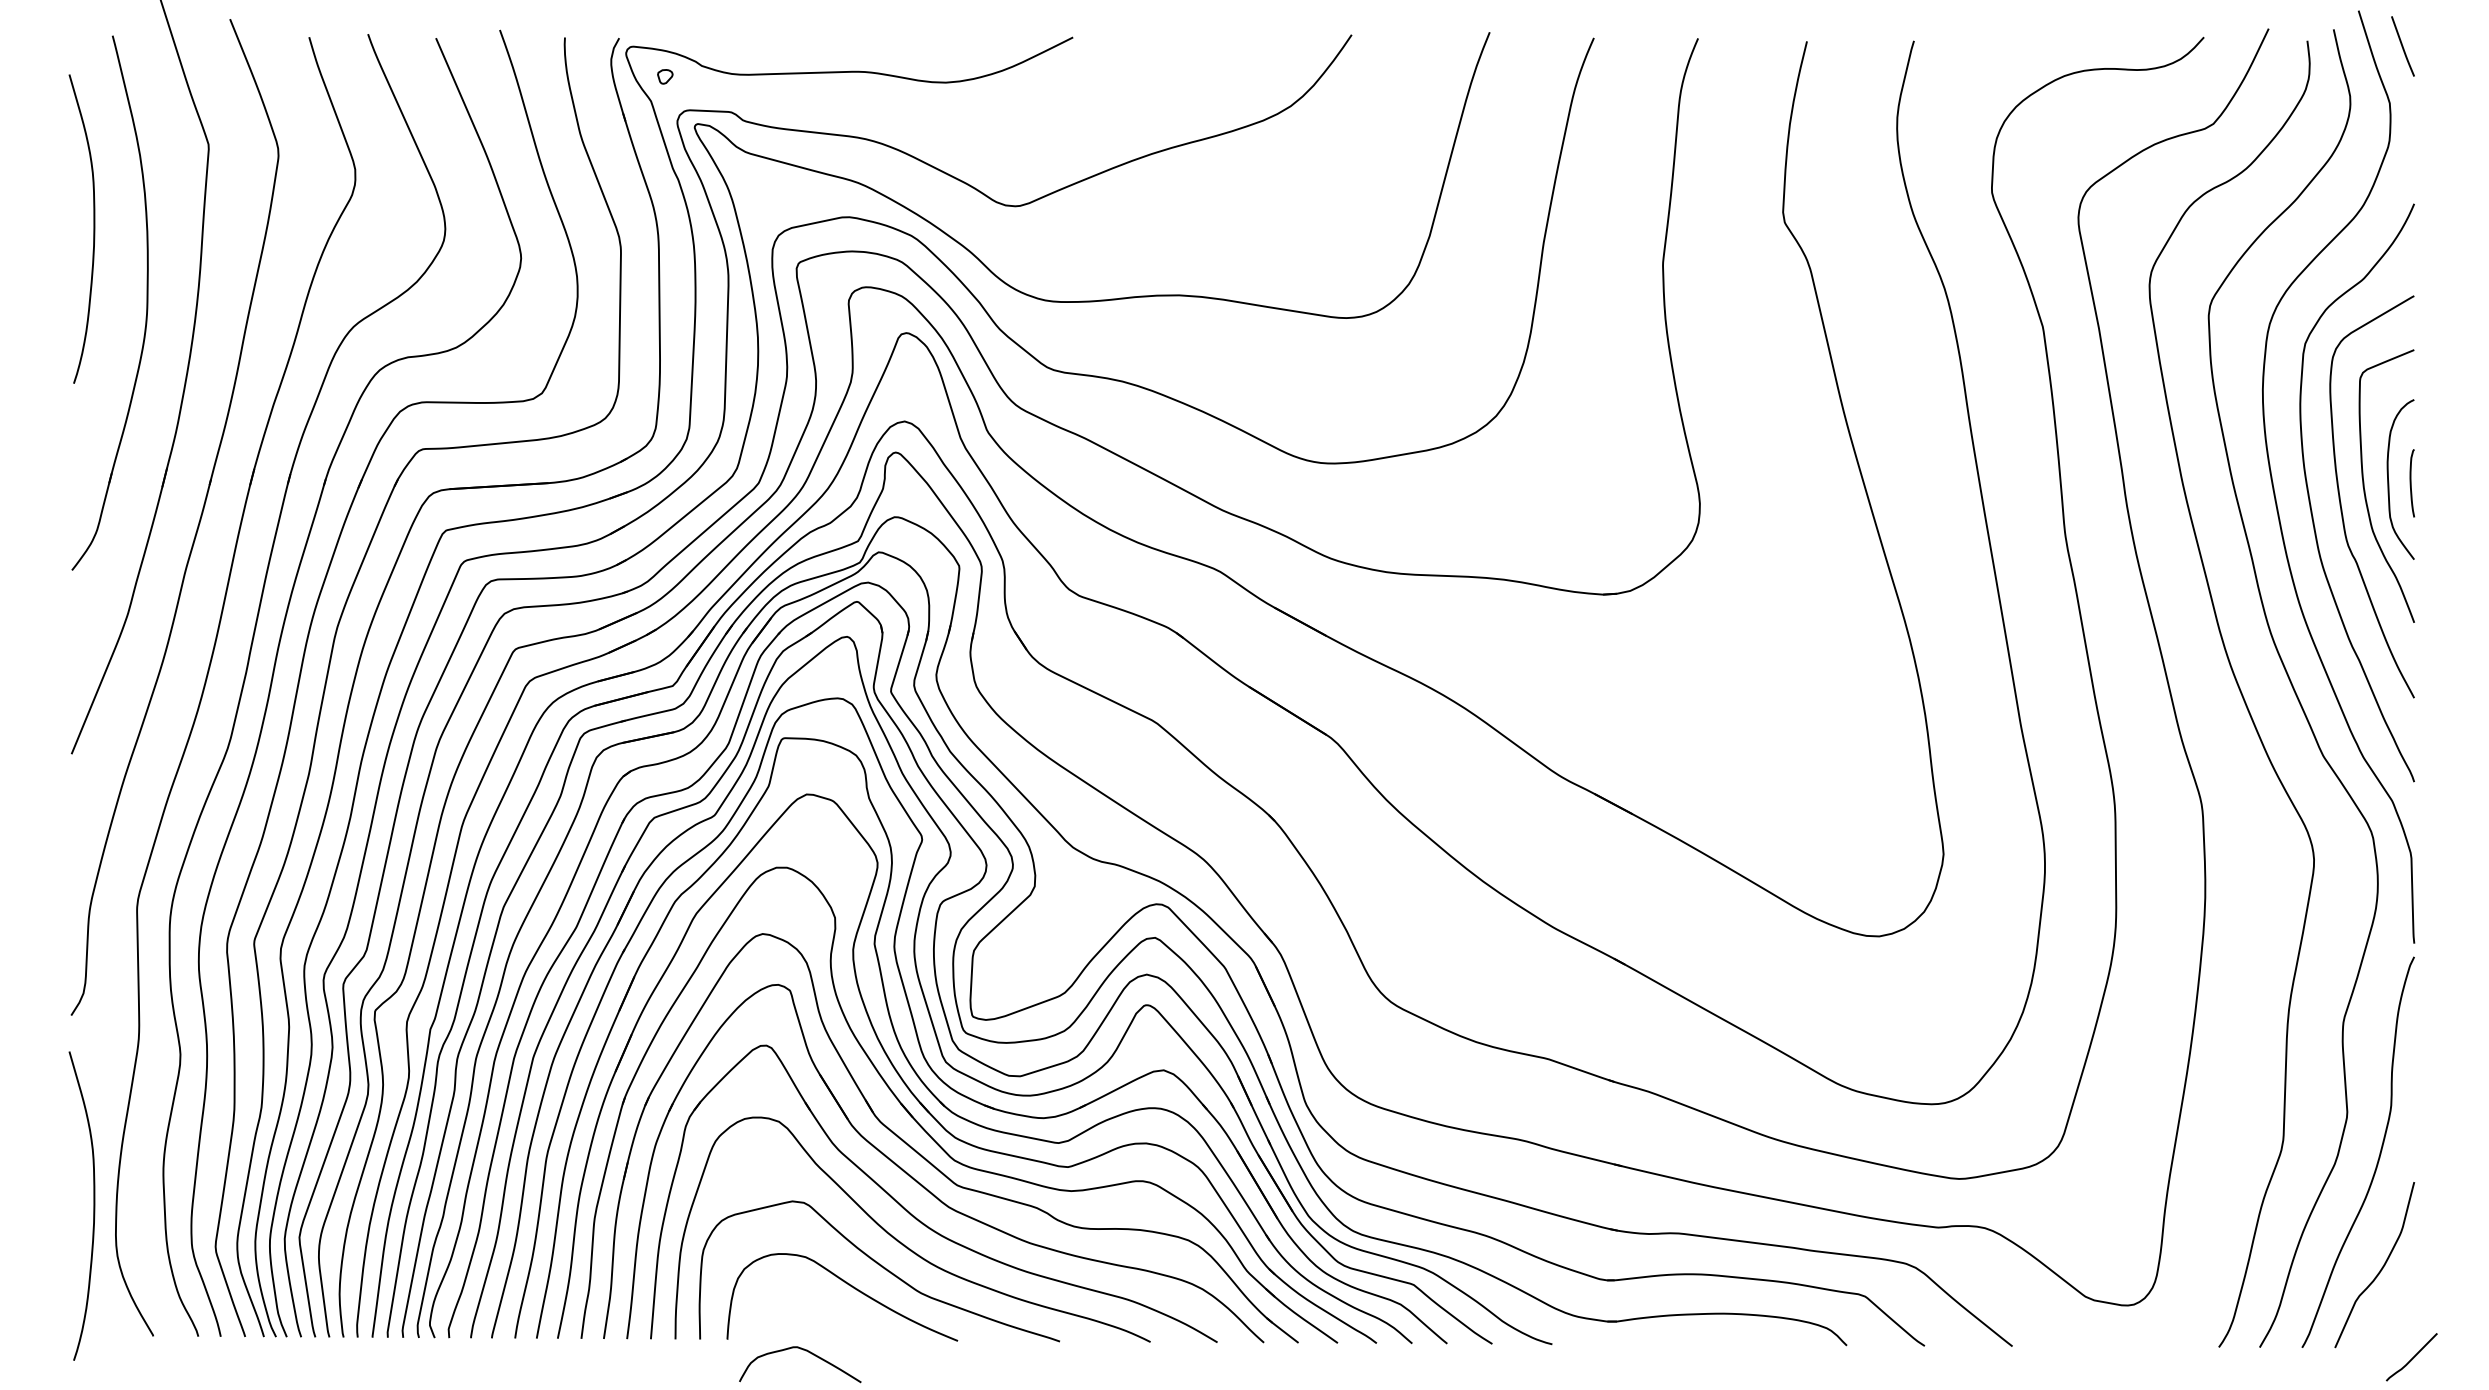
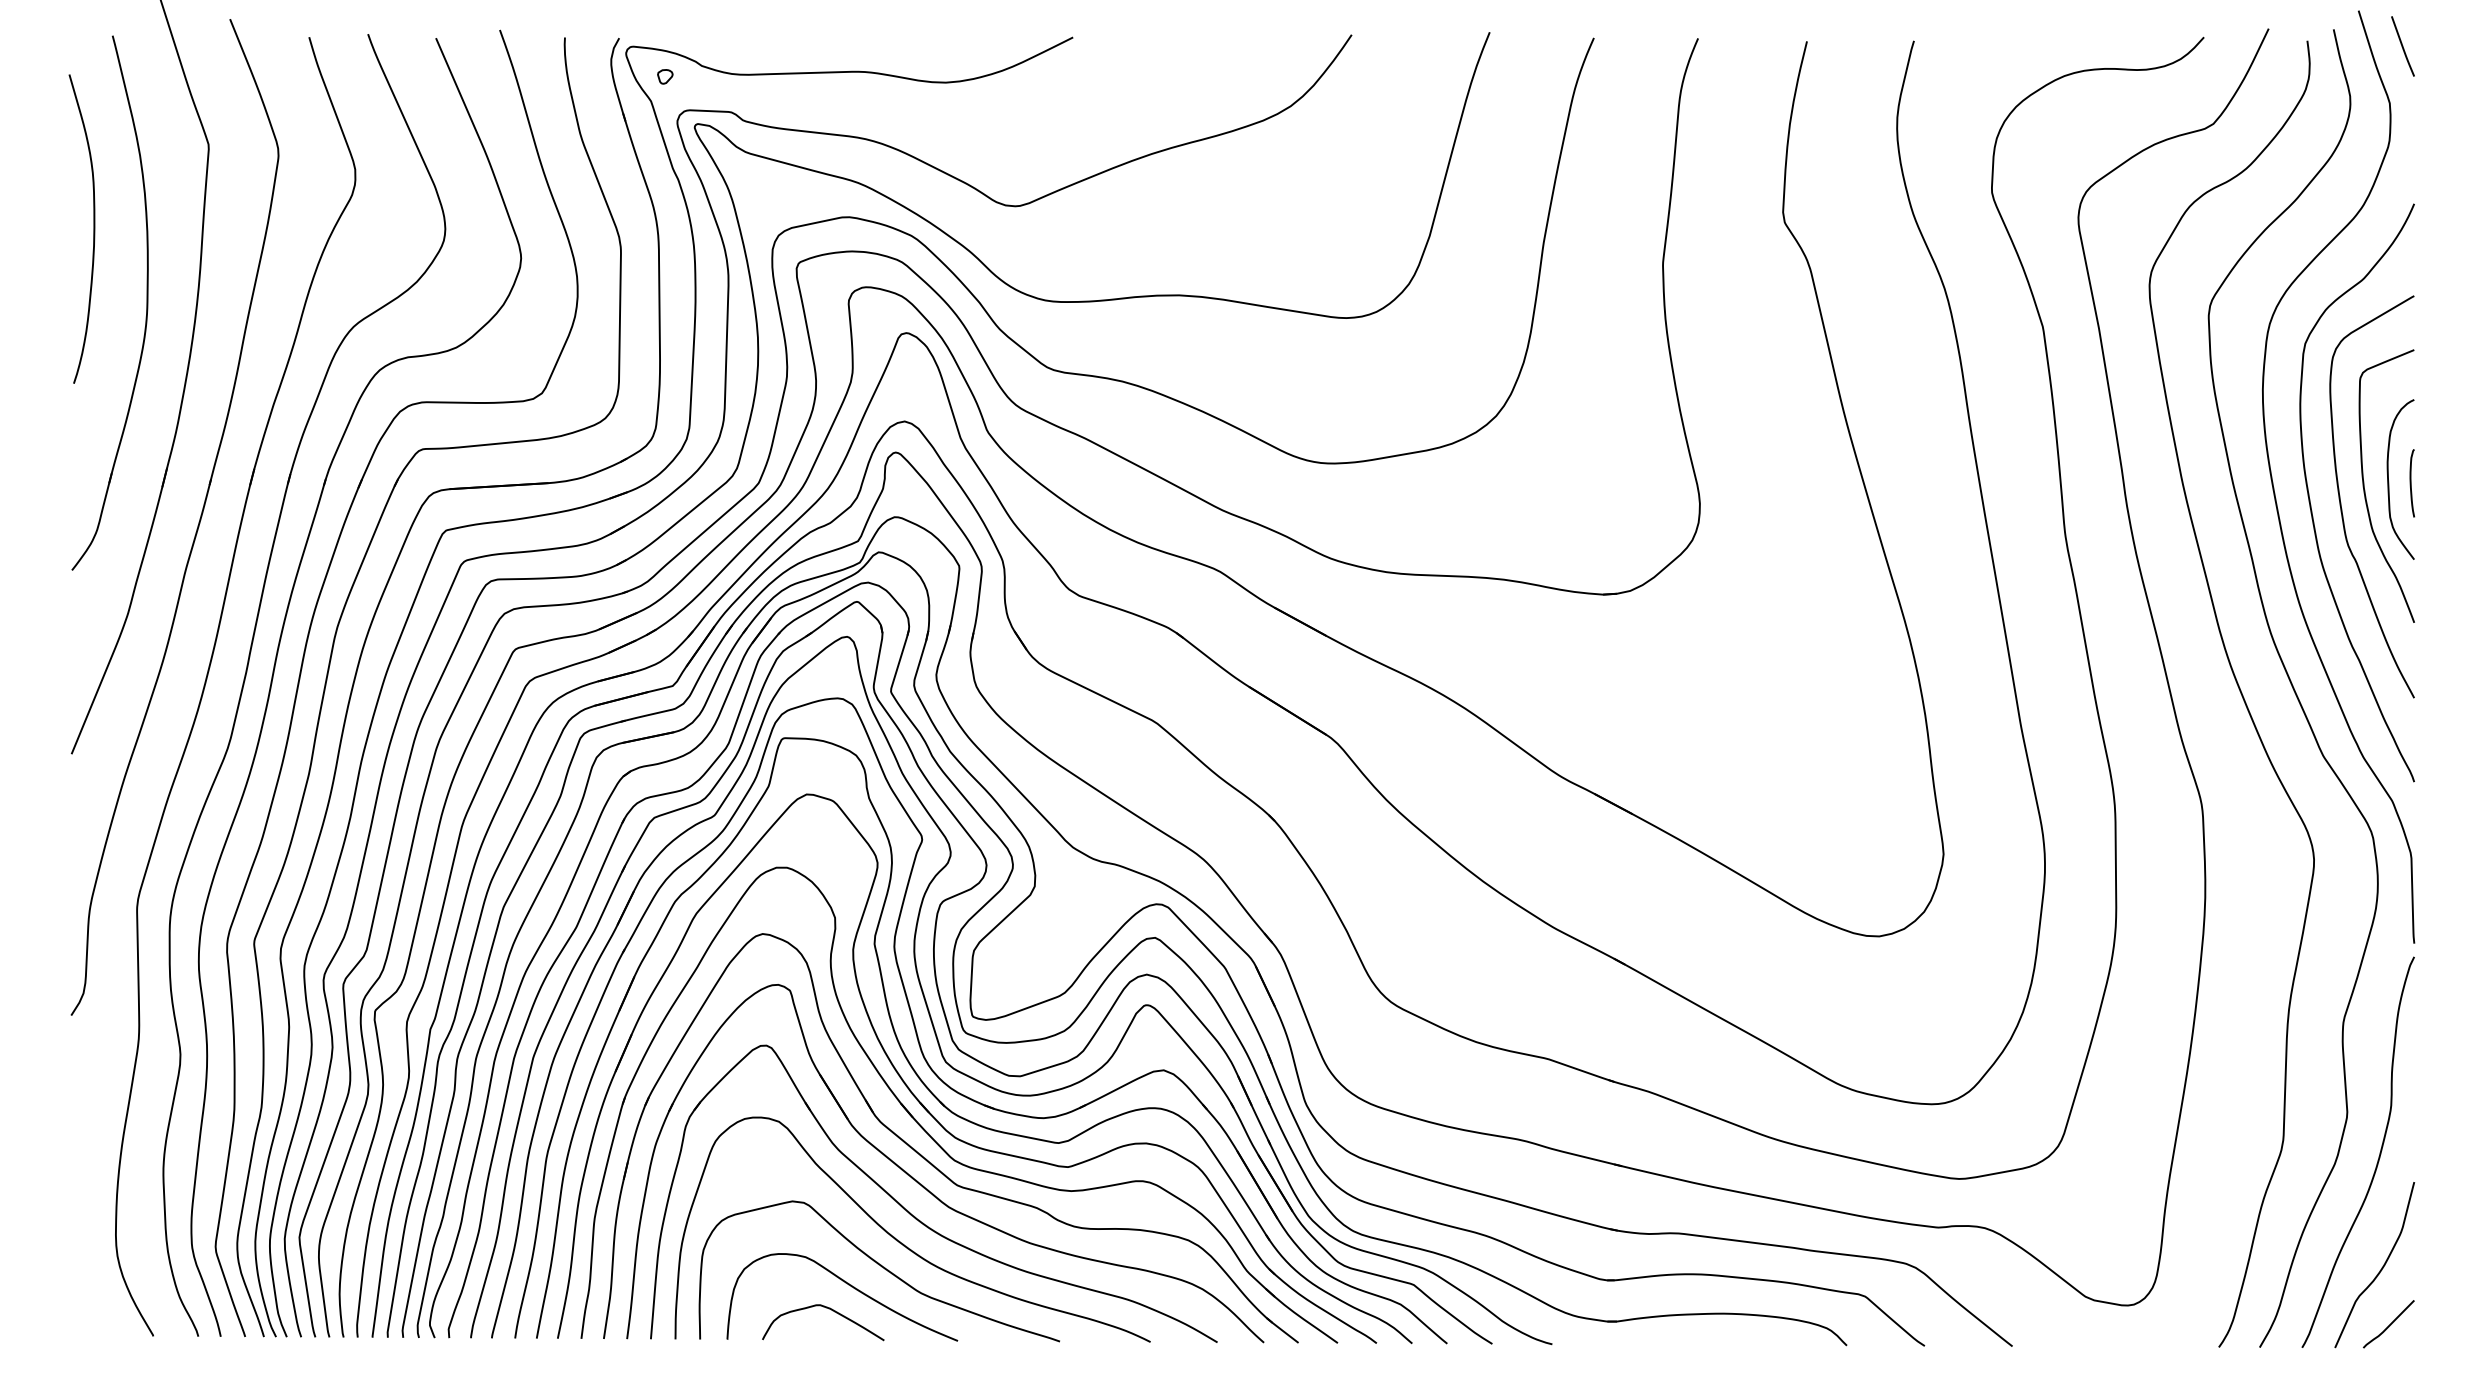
curve: present -> none (93, 1205)
curve position: (805, 1351) -> (828, 1309) (828, 1309)
curve position: (2412, 1357) -> (2389, 1324) (2389, 1324)
